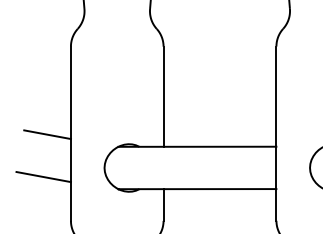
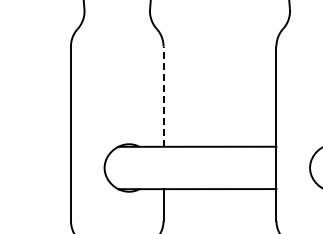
line: solid -> dashed (163, 96)
line: present -> none (47, 134)
line: present -> none (43, 177)
